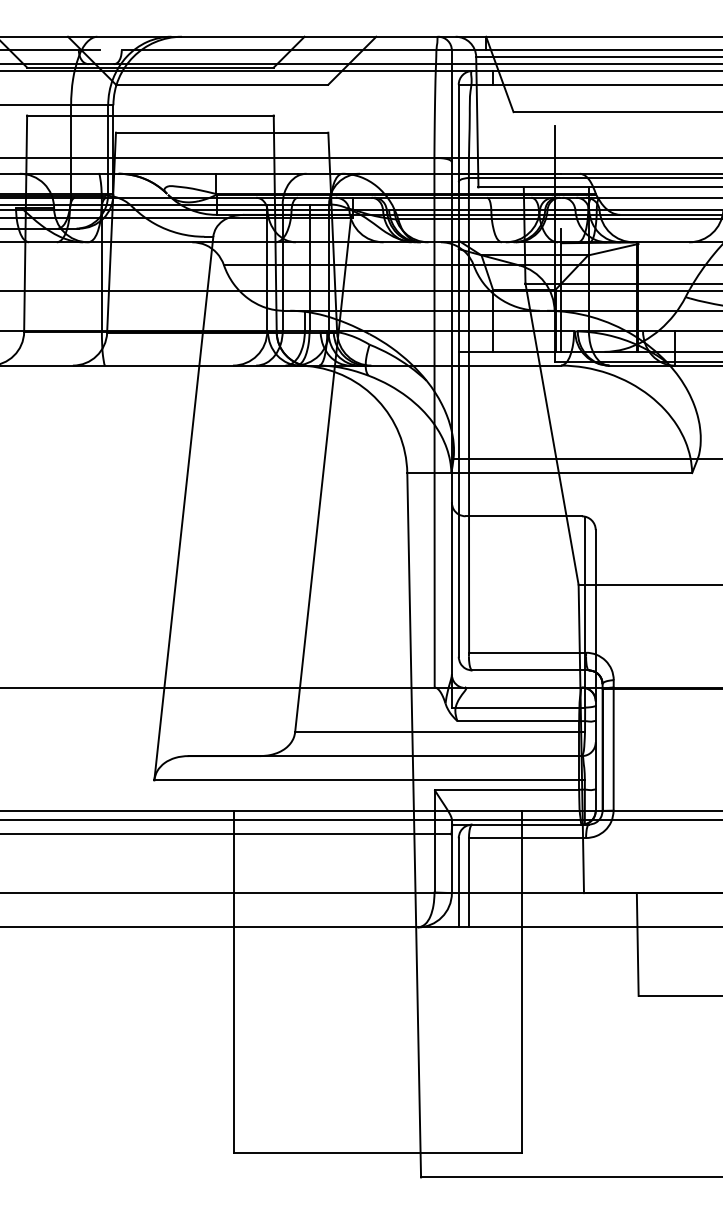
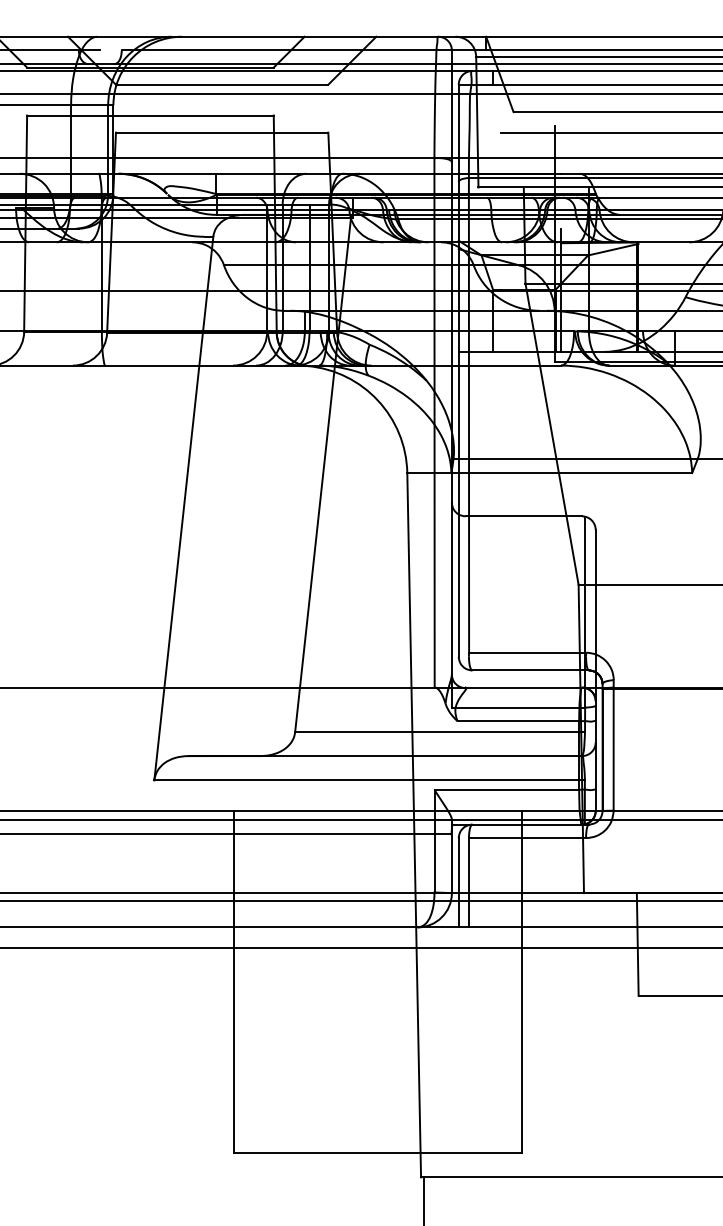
line: none -> present (360, 93)
line: none -> present (609, 132)
line: none -> present (360, 900)
line: none -> present (360, 947)
line: none -> present (424, 1199)
